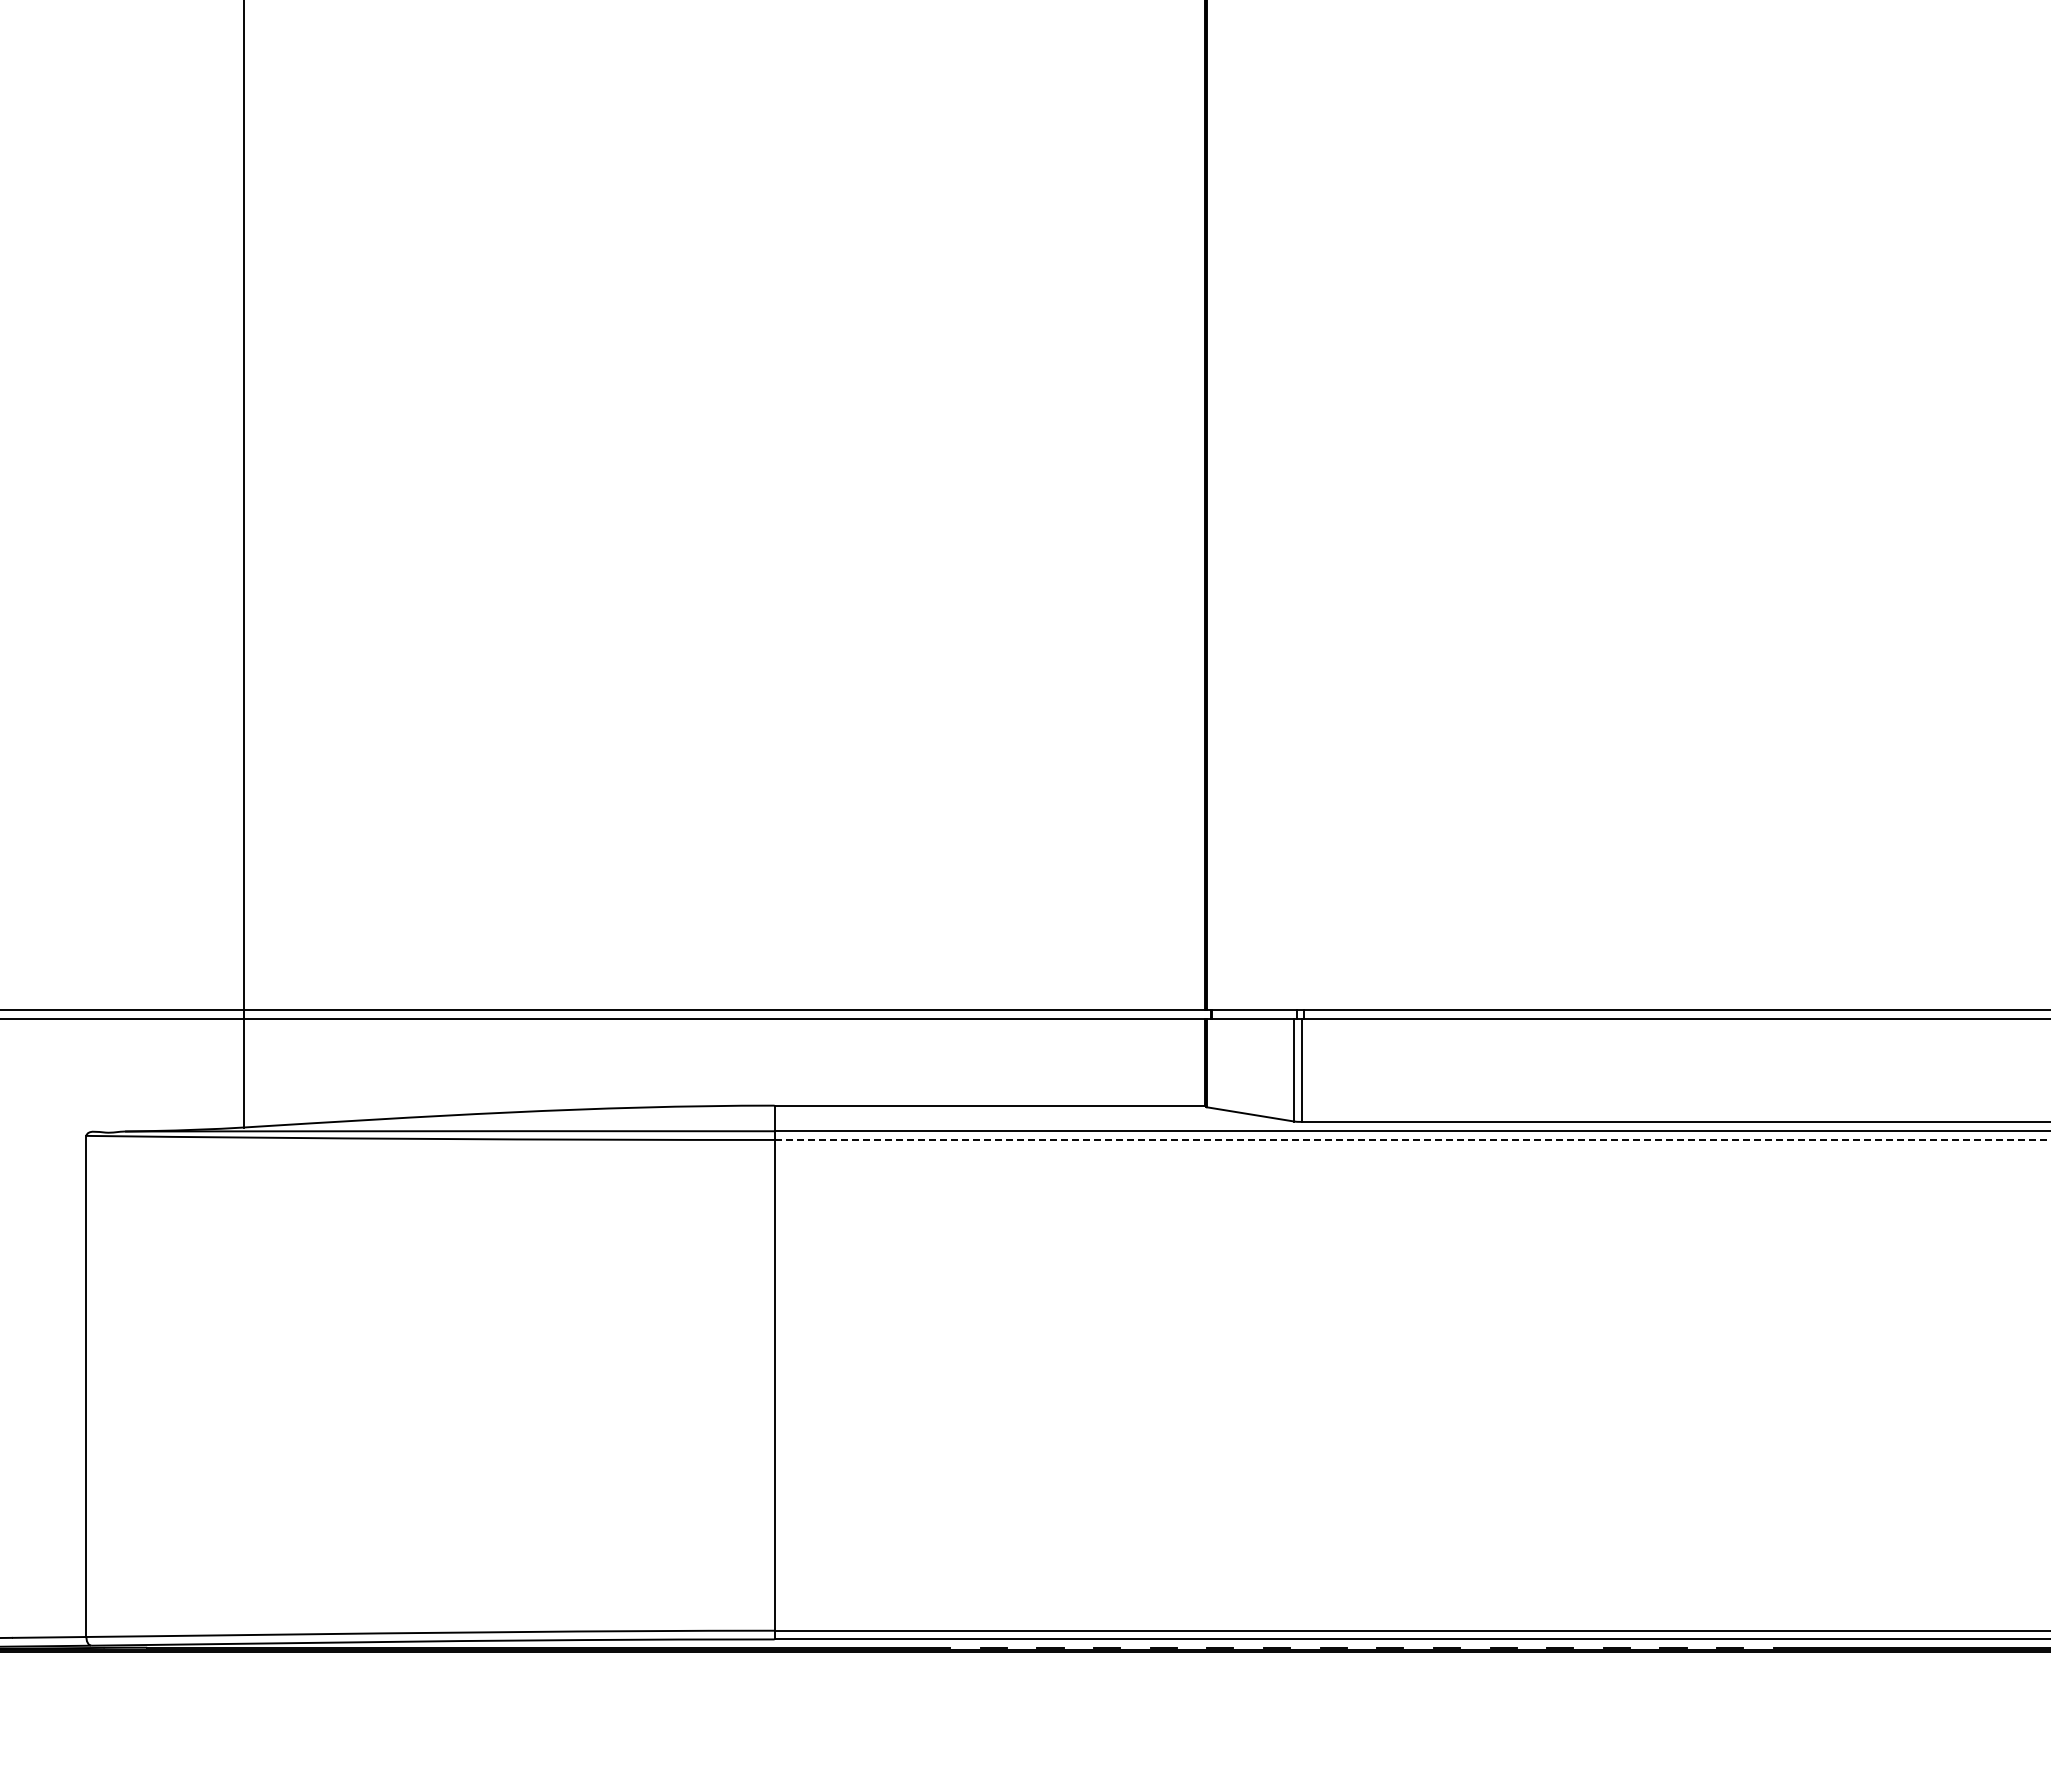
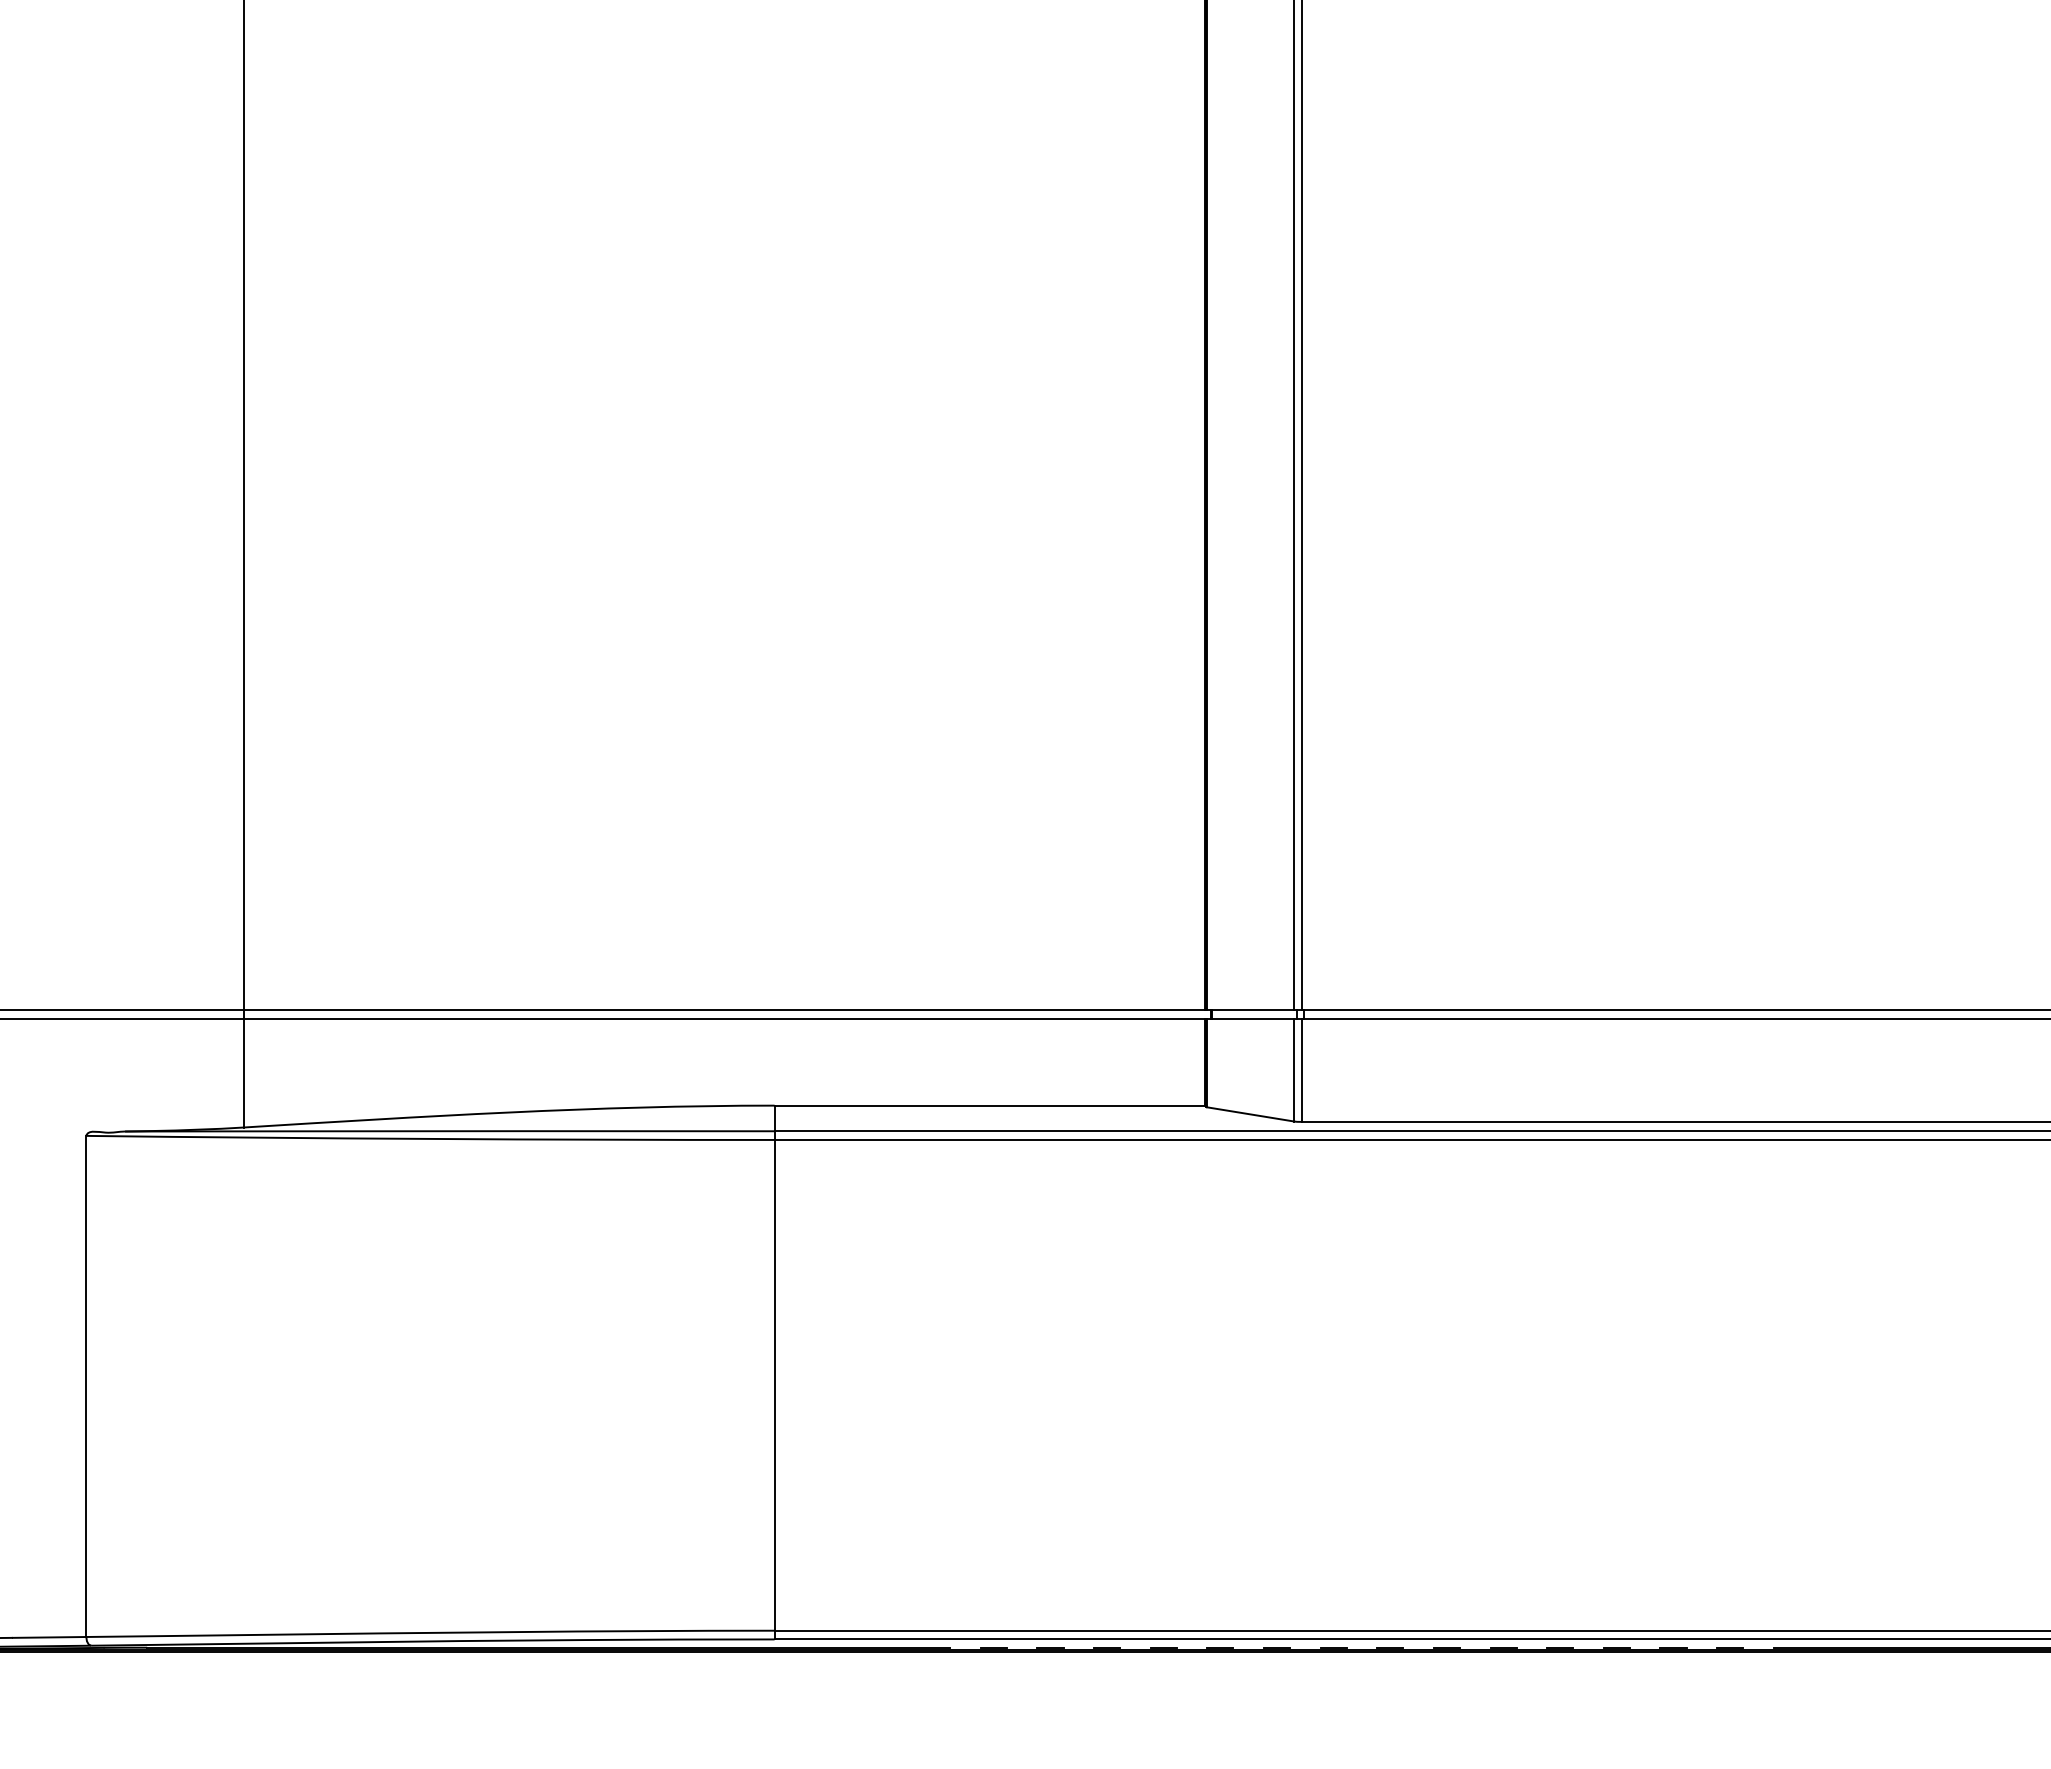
line: none -> present (1294, 505)
line: none -> present (1301, 505)
line: dashed -> solid (1412, 1139)
